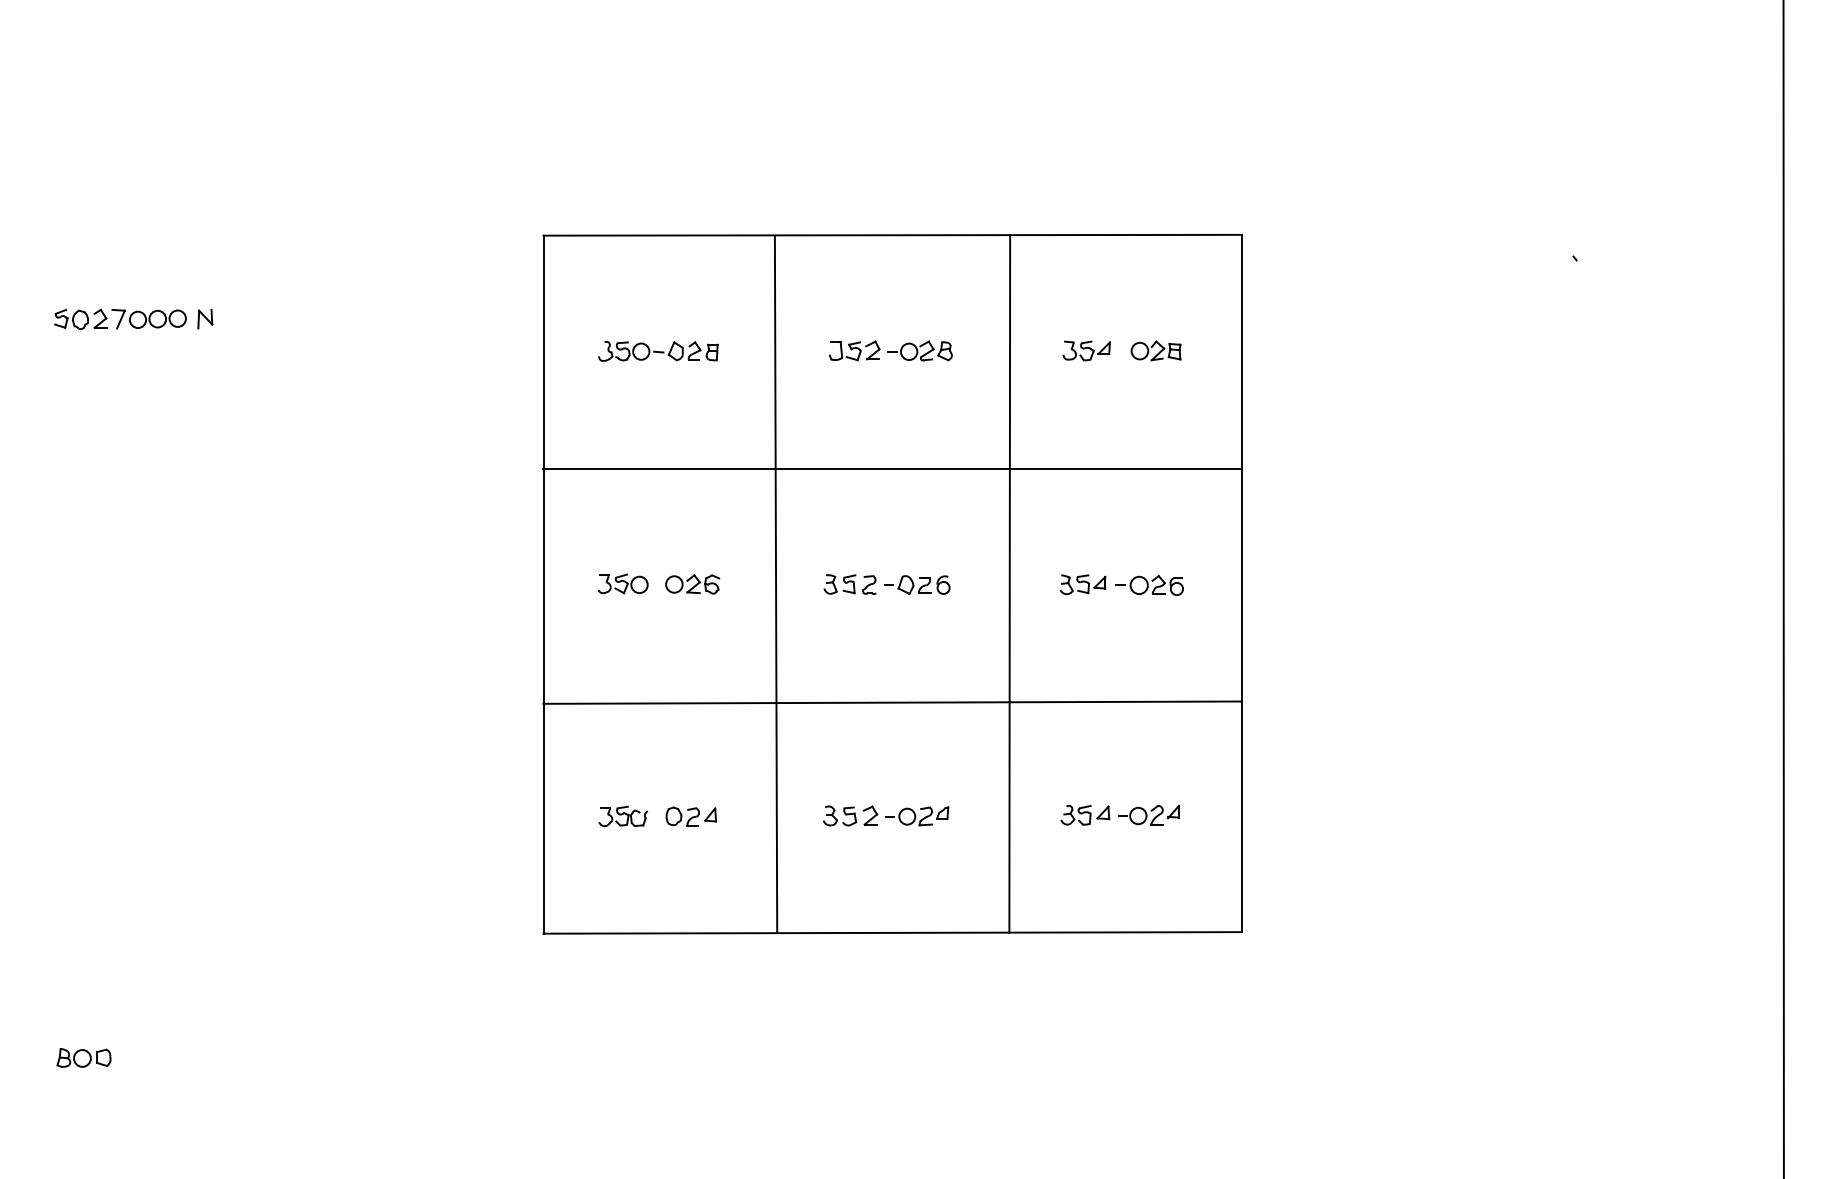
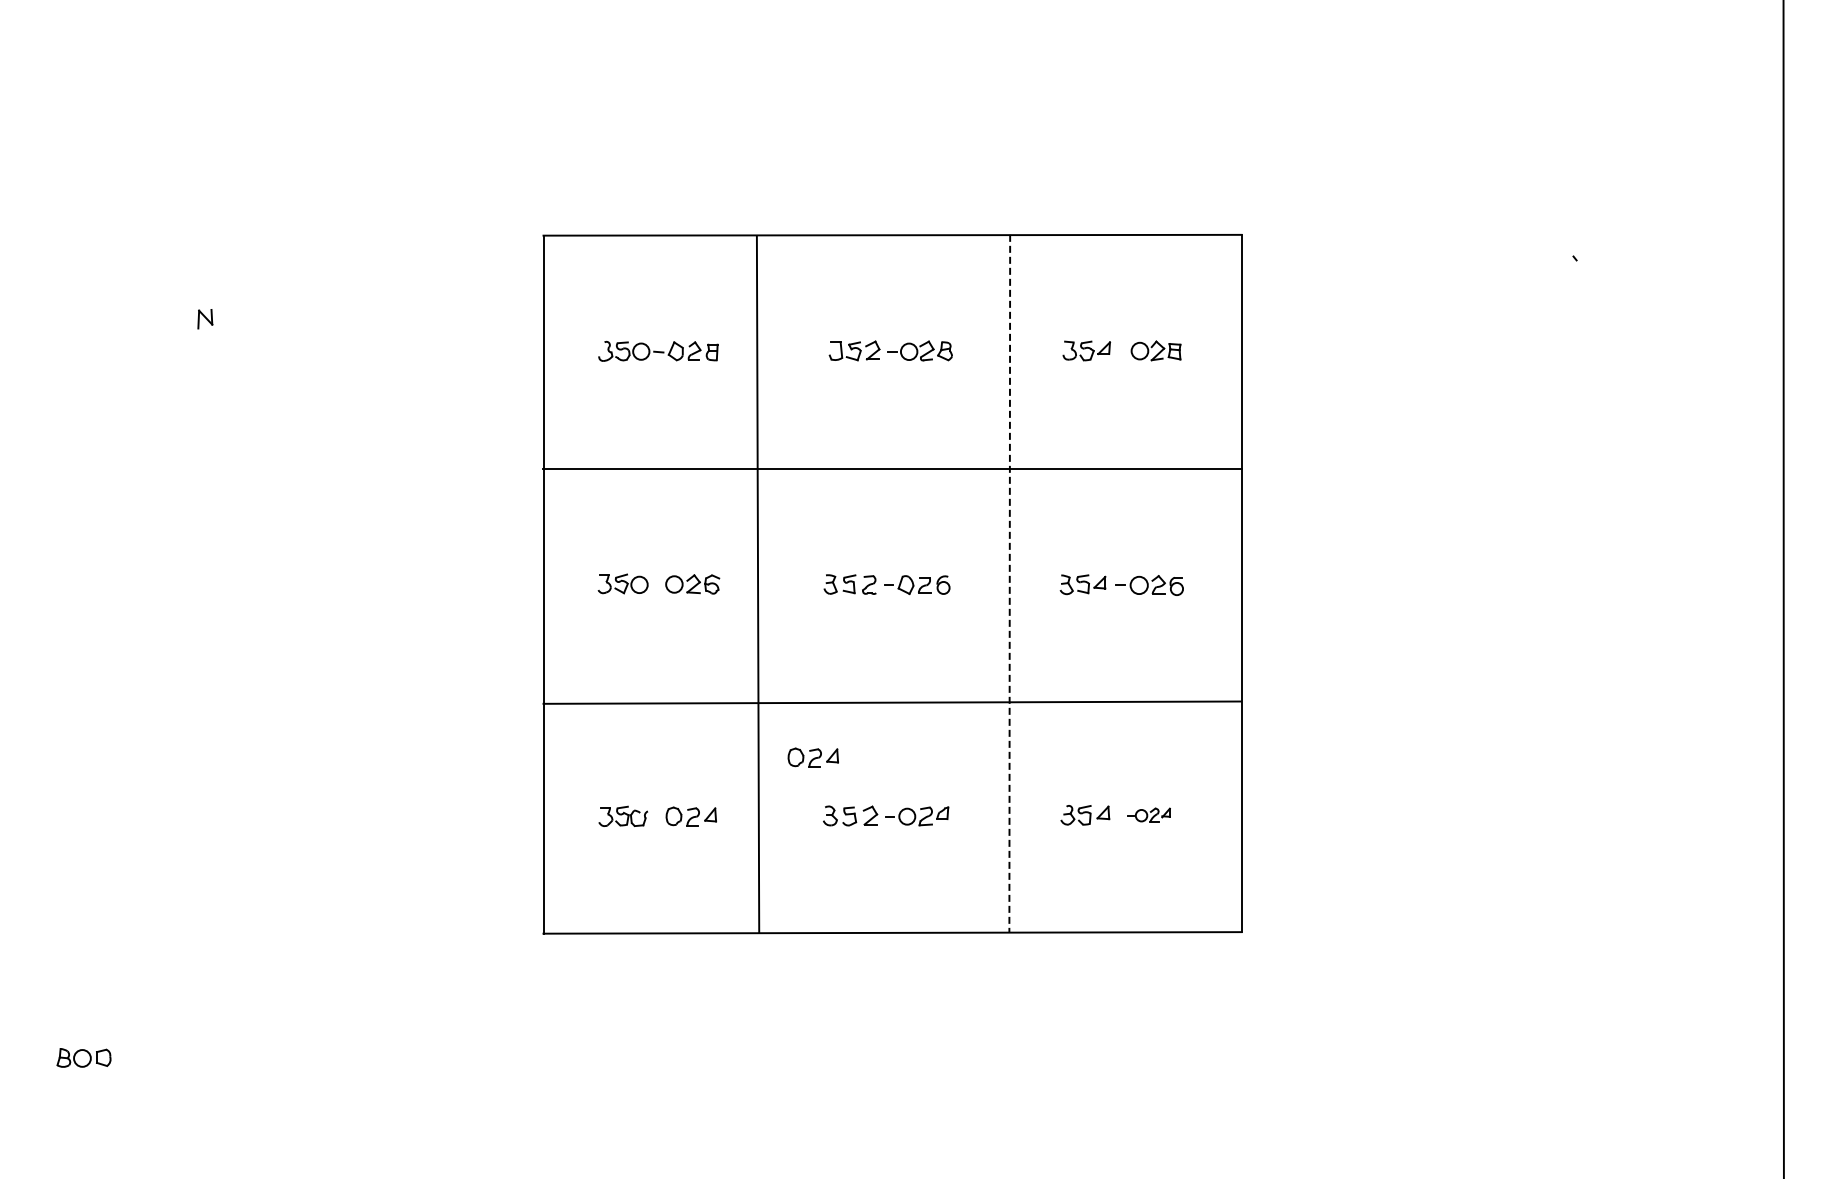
part: present -> none (120, 318)
line position: (775, 584) -> (757, 584) (757, 584)
line: solid -> dashed (1009, 584)
part: none -> present (812, 757)
part size: 62x22 px -> 44x16 px (1148, 814)
